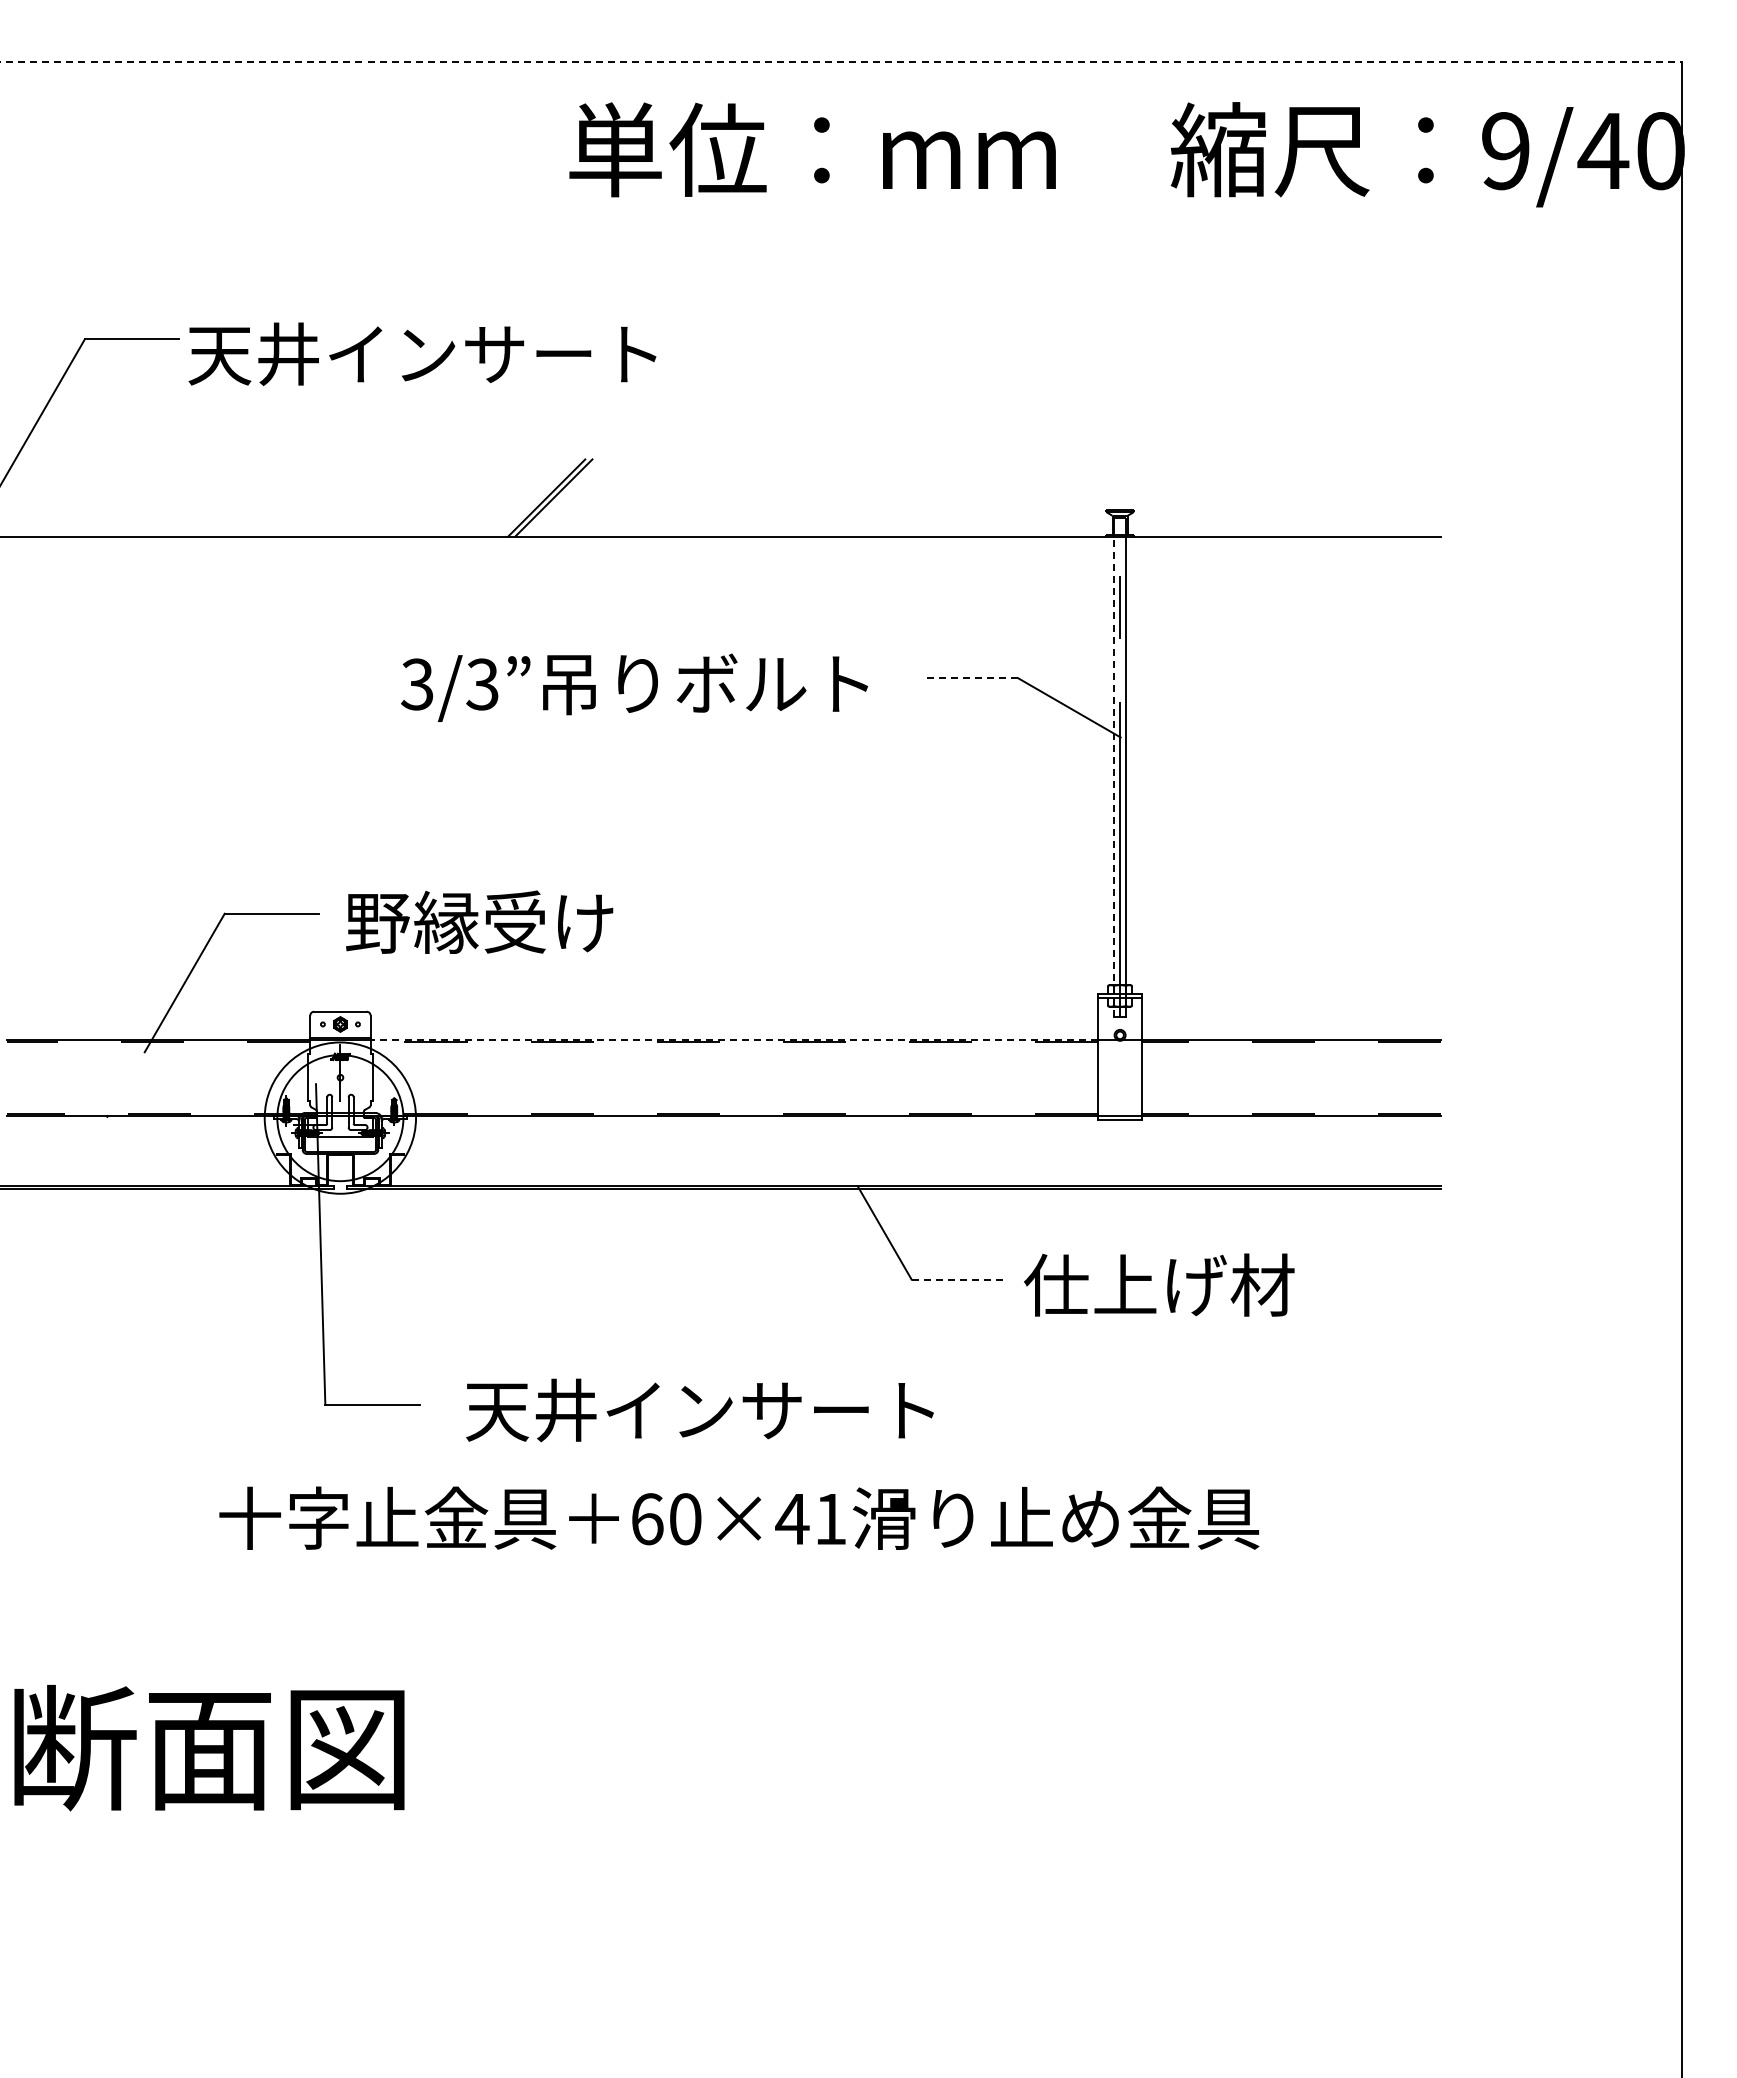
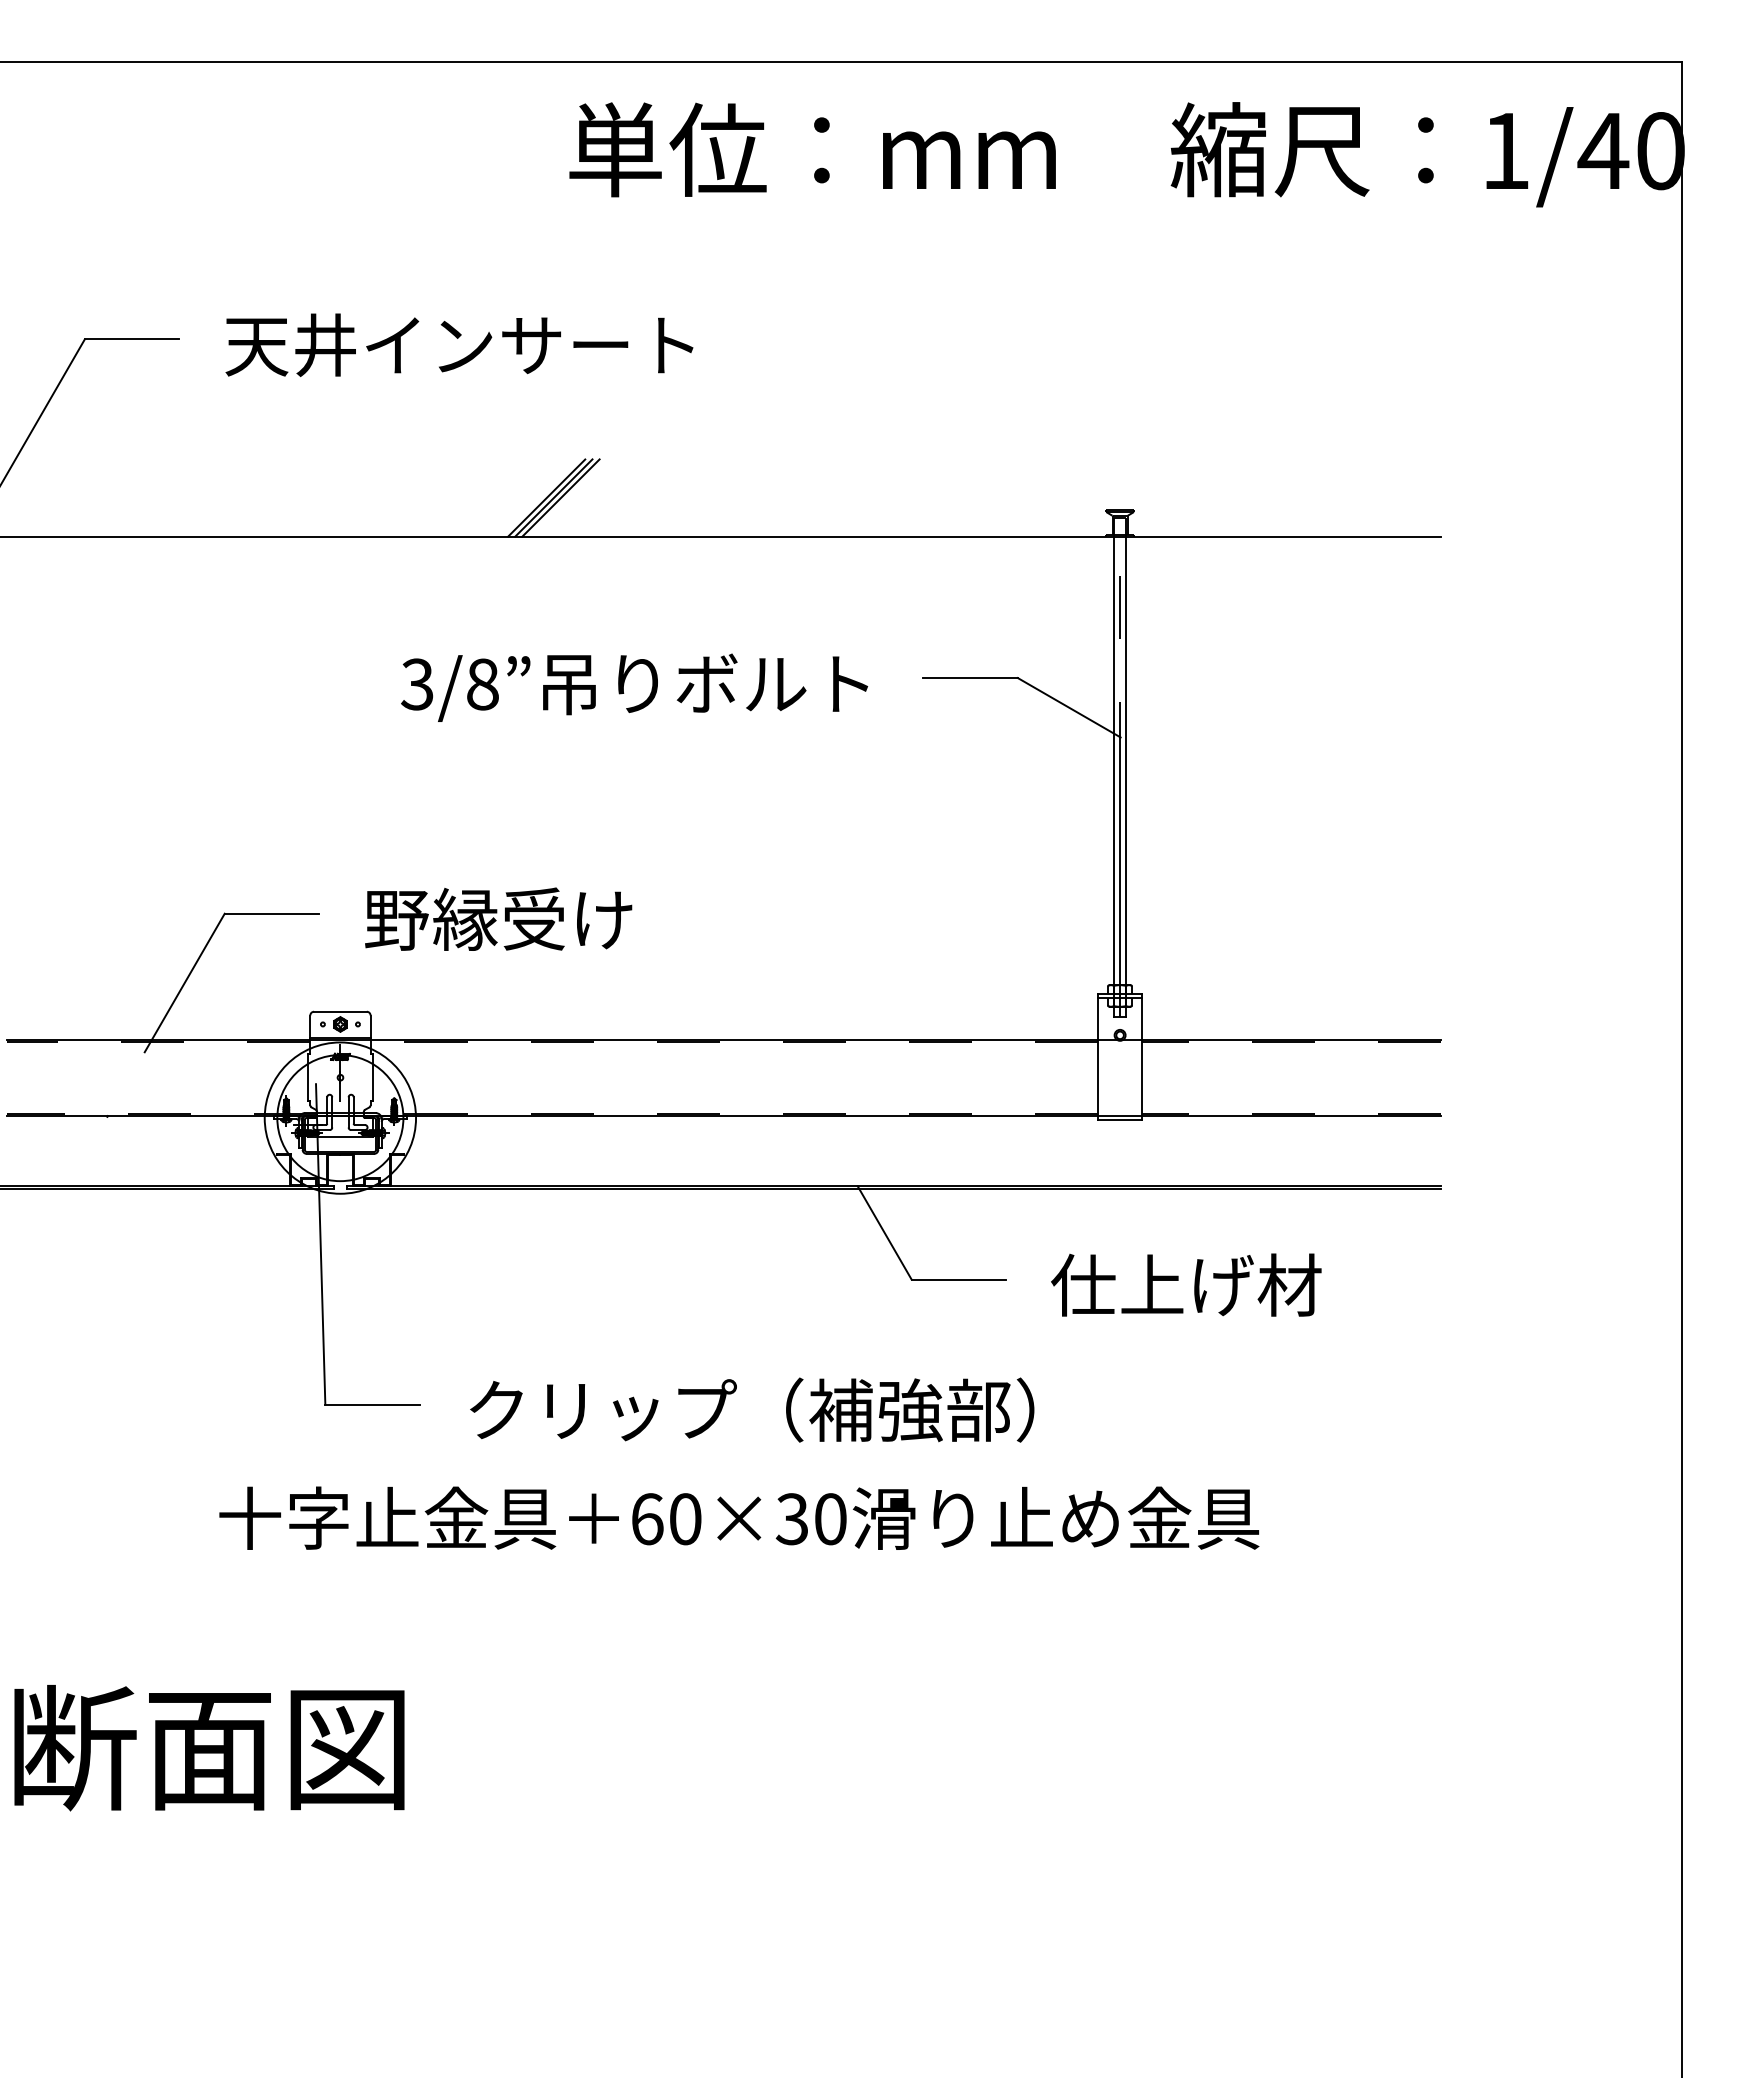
line: dashed -> solid (841, 62)
text: 9/40 -> 1/40 (1505, 151)
text position: (422, 353) -> (459, 344) (459, 344)
line: none -> present (560, 497)
line: dashed -> solid (970, 678)
text: 3/3 -> 3/8 (482, 684)
line: dashed -> solid (1114, 776)
text position: (479, 921) -> (498, 918) (498, 918)
line: dashed -> solid (734, 1040)
line: dashed -> solid (959, 1279)
text position: (1159, 1284) -> (1186, 1284) (1186, 1284)
text: 天井インサート -> クリップ（補強部） (750, 1409)
text: 60×41 -> 60×30 (810, 1519)
